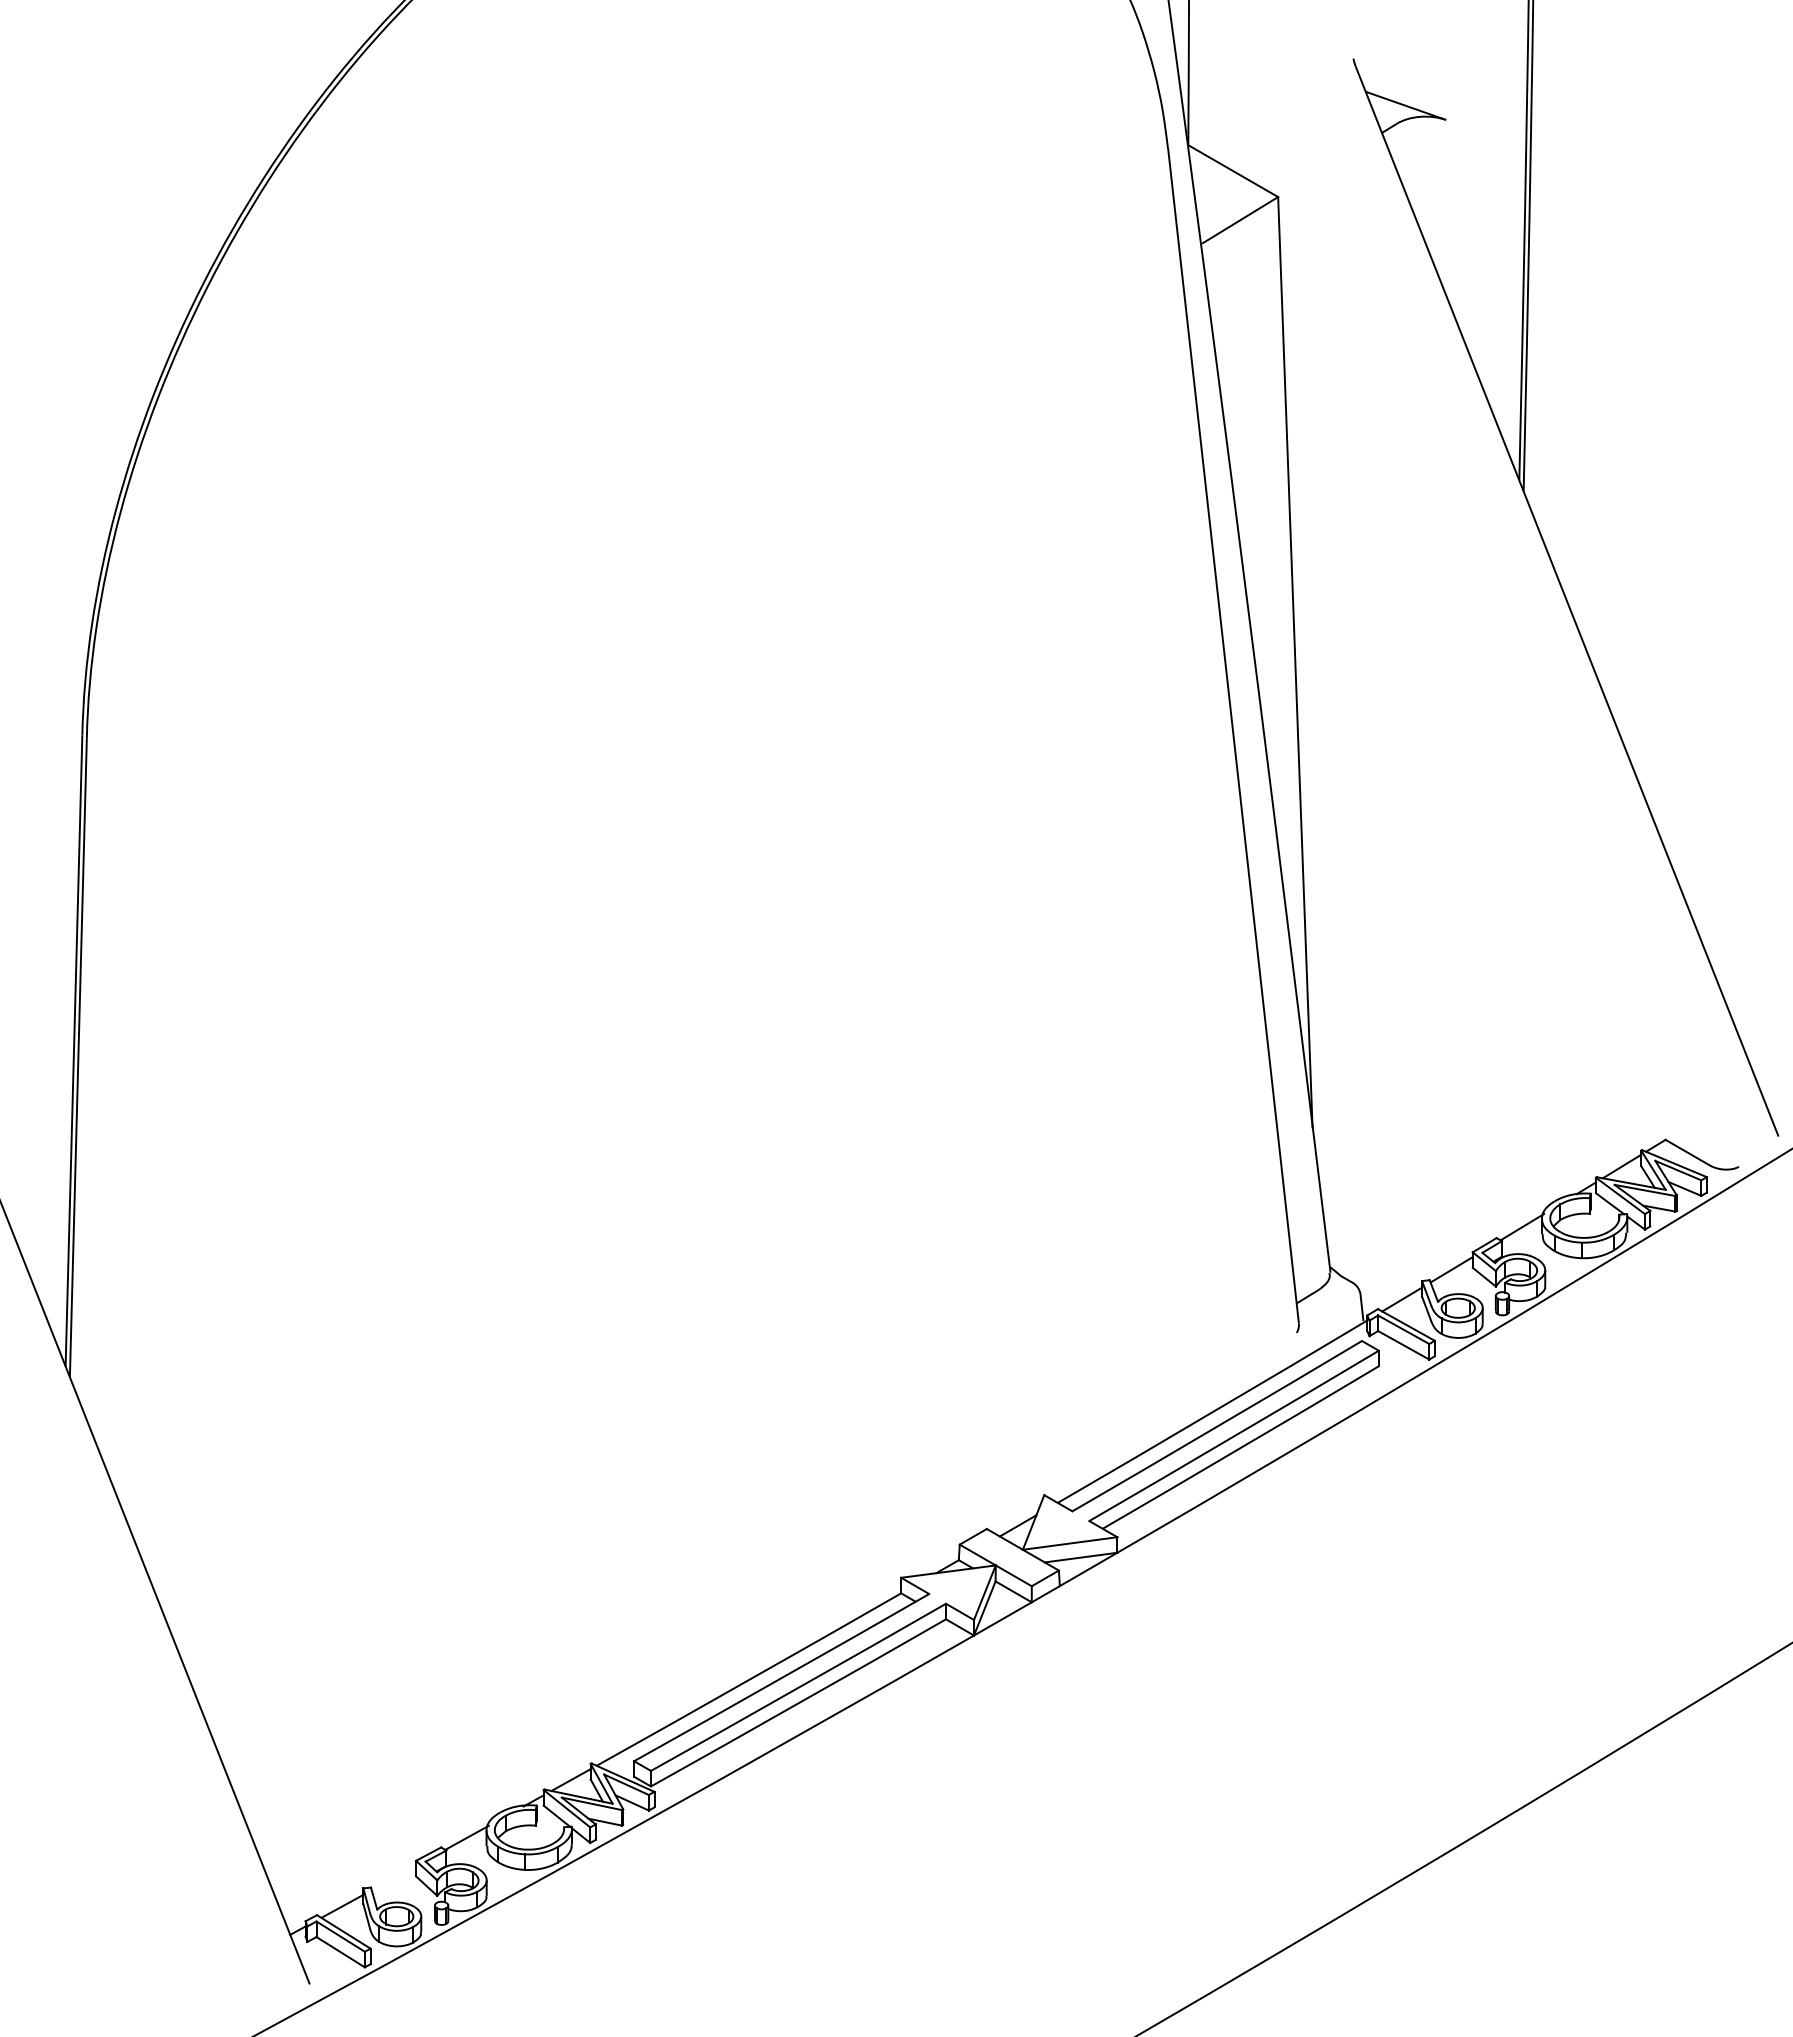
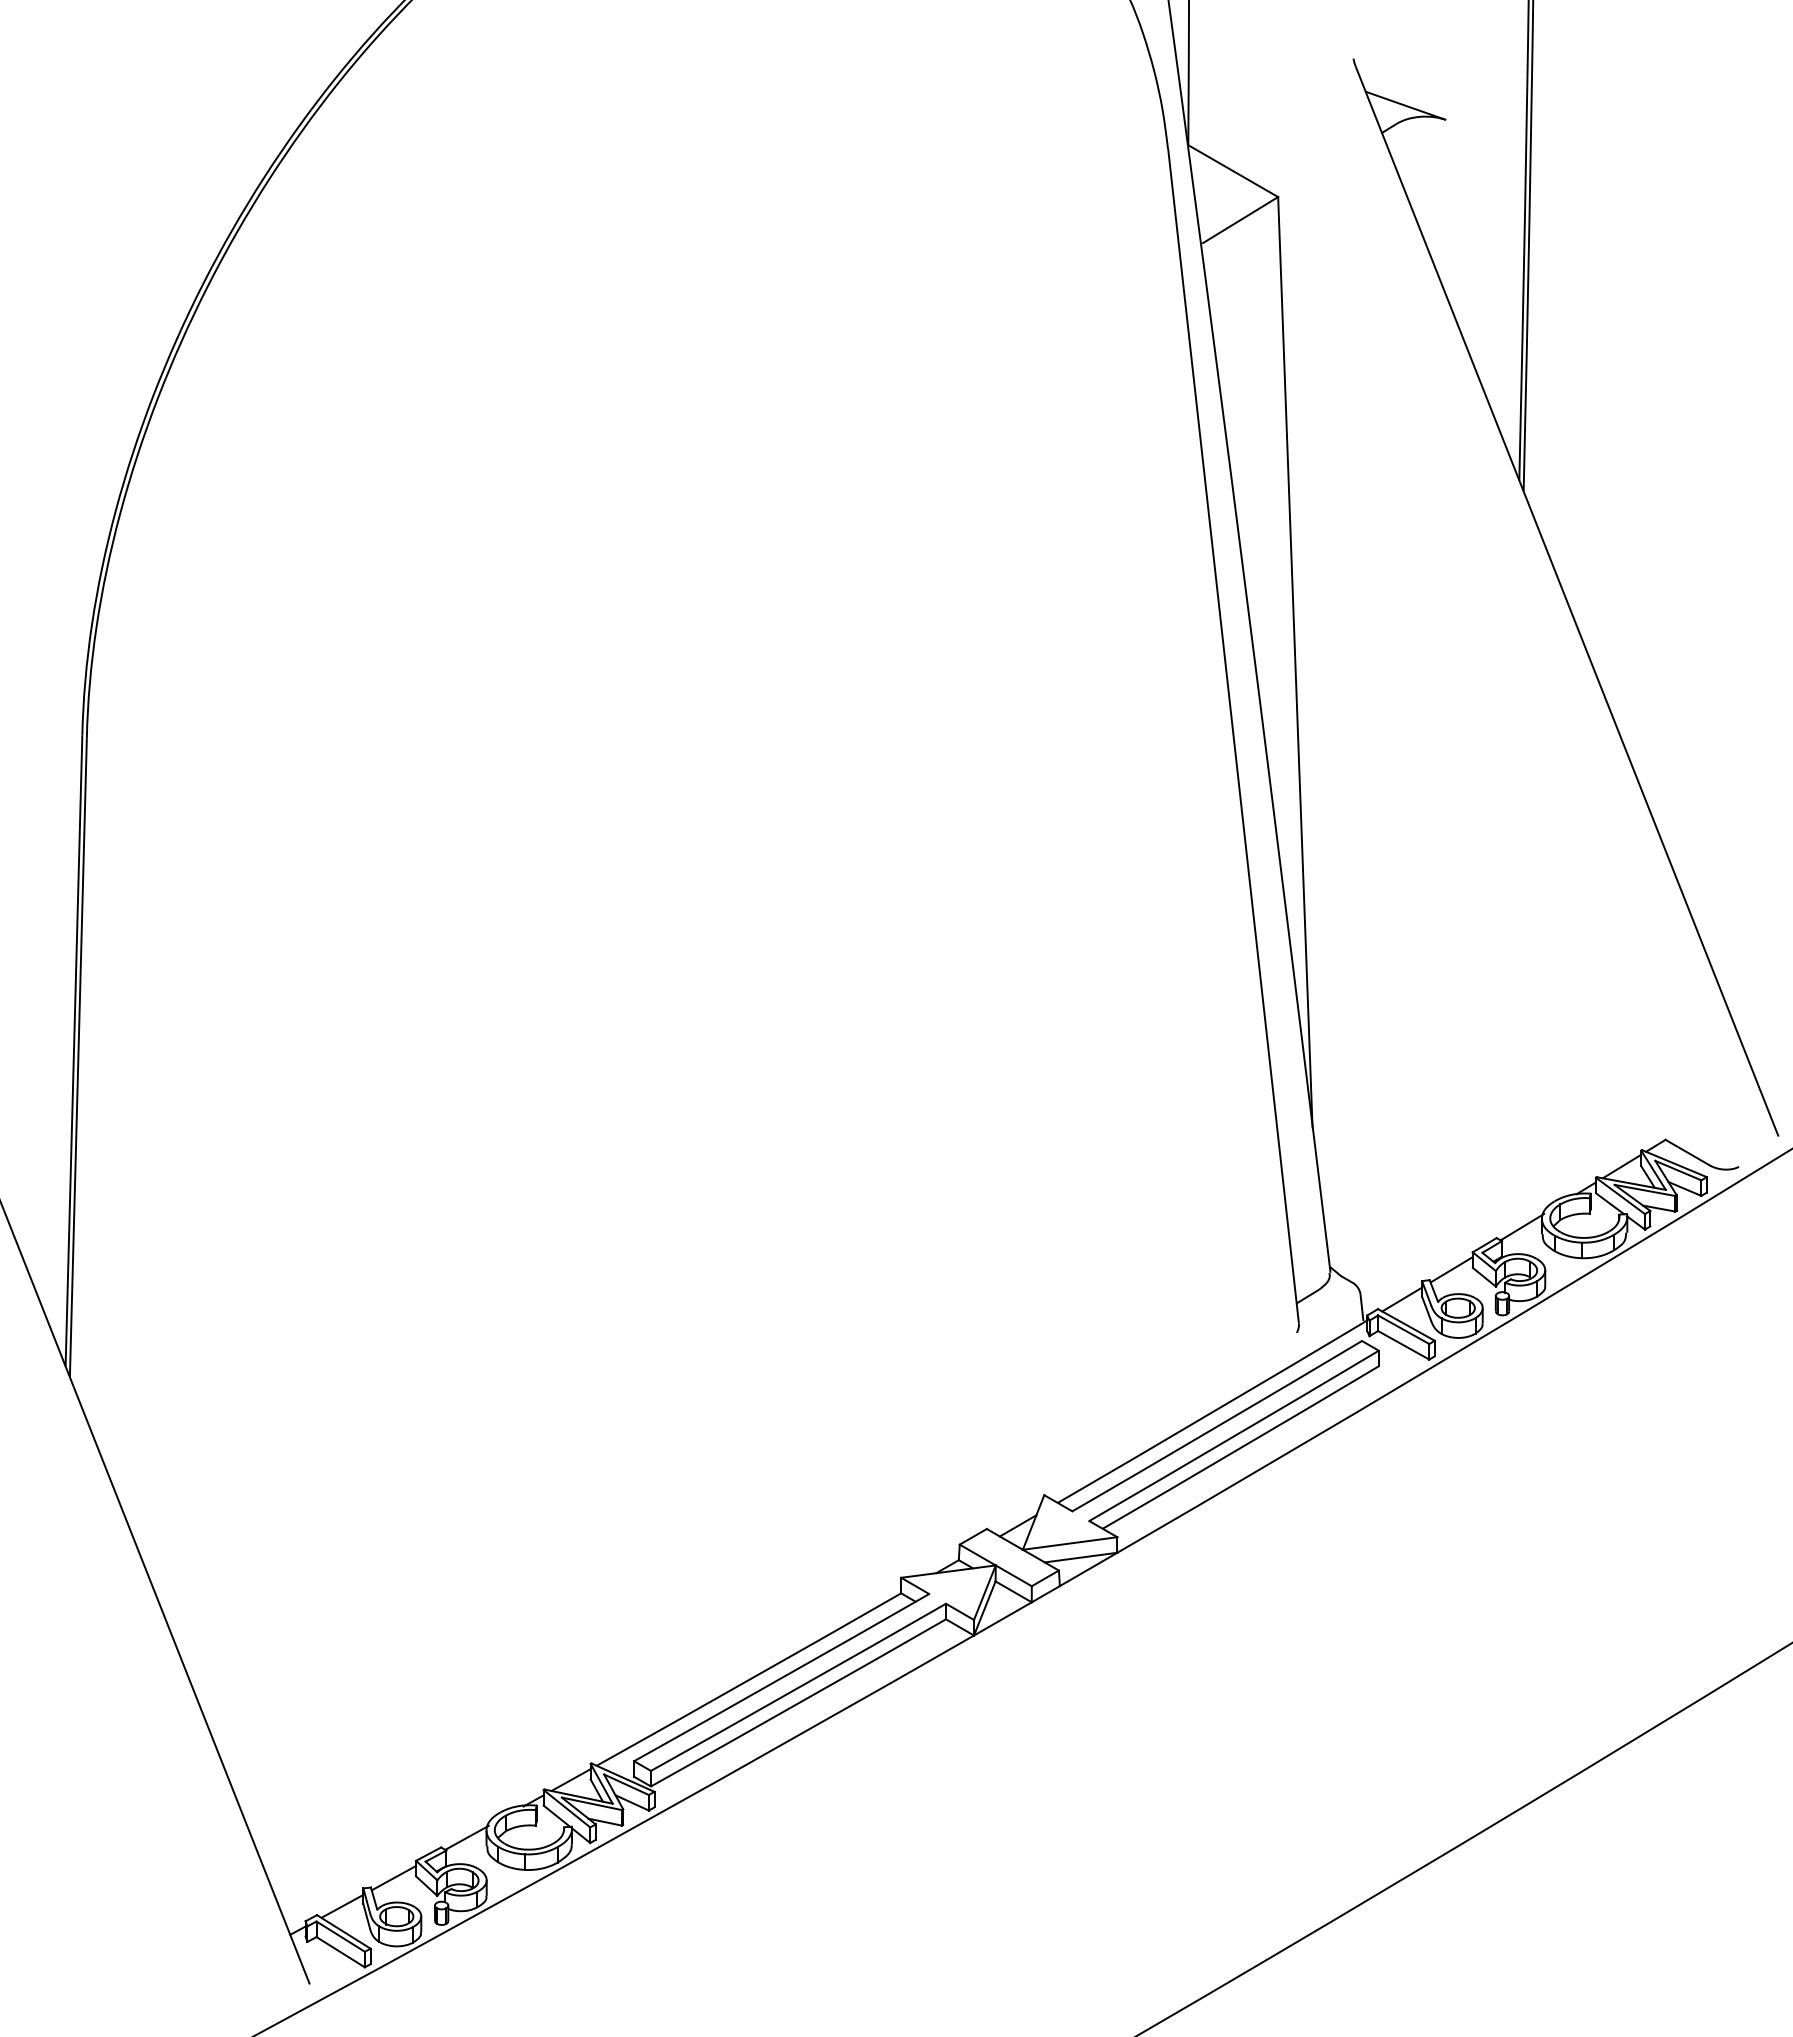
line: none -> present (393, 1877)
